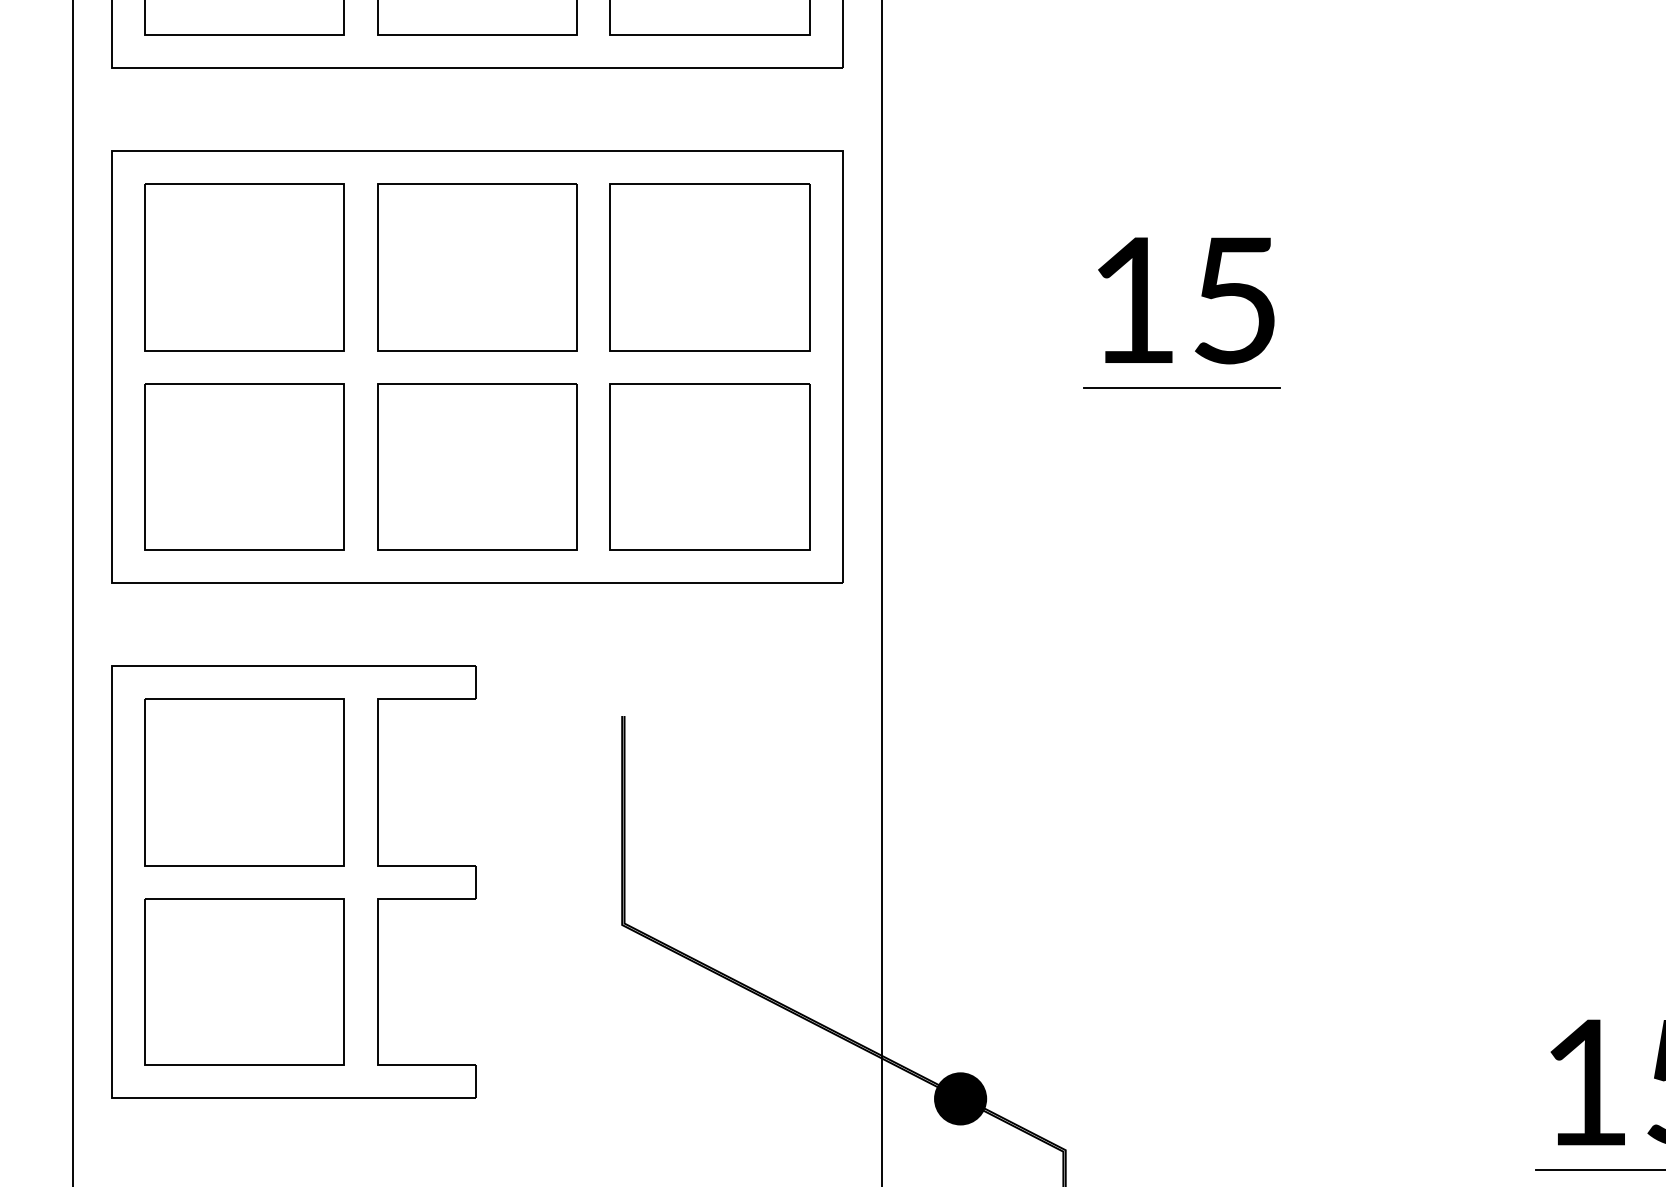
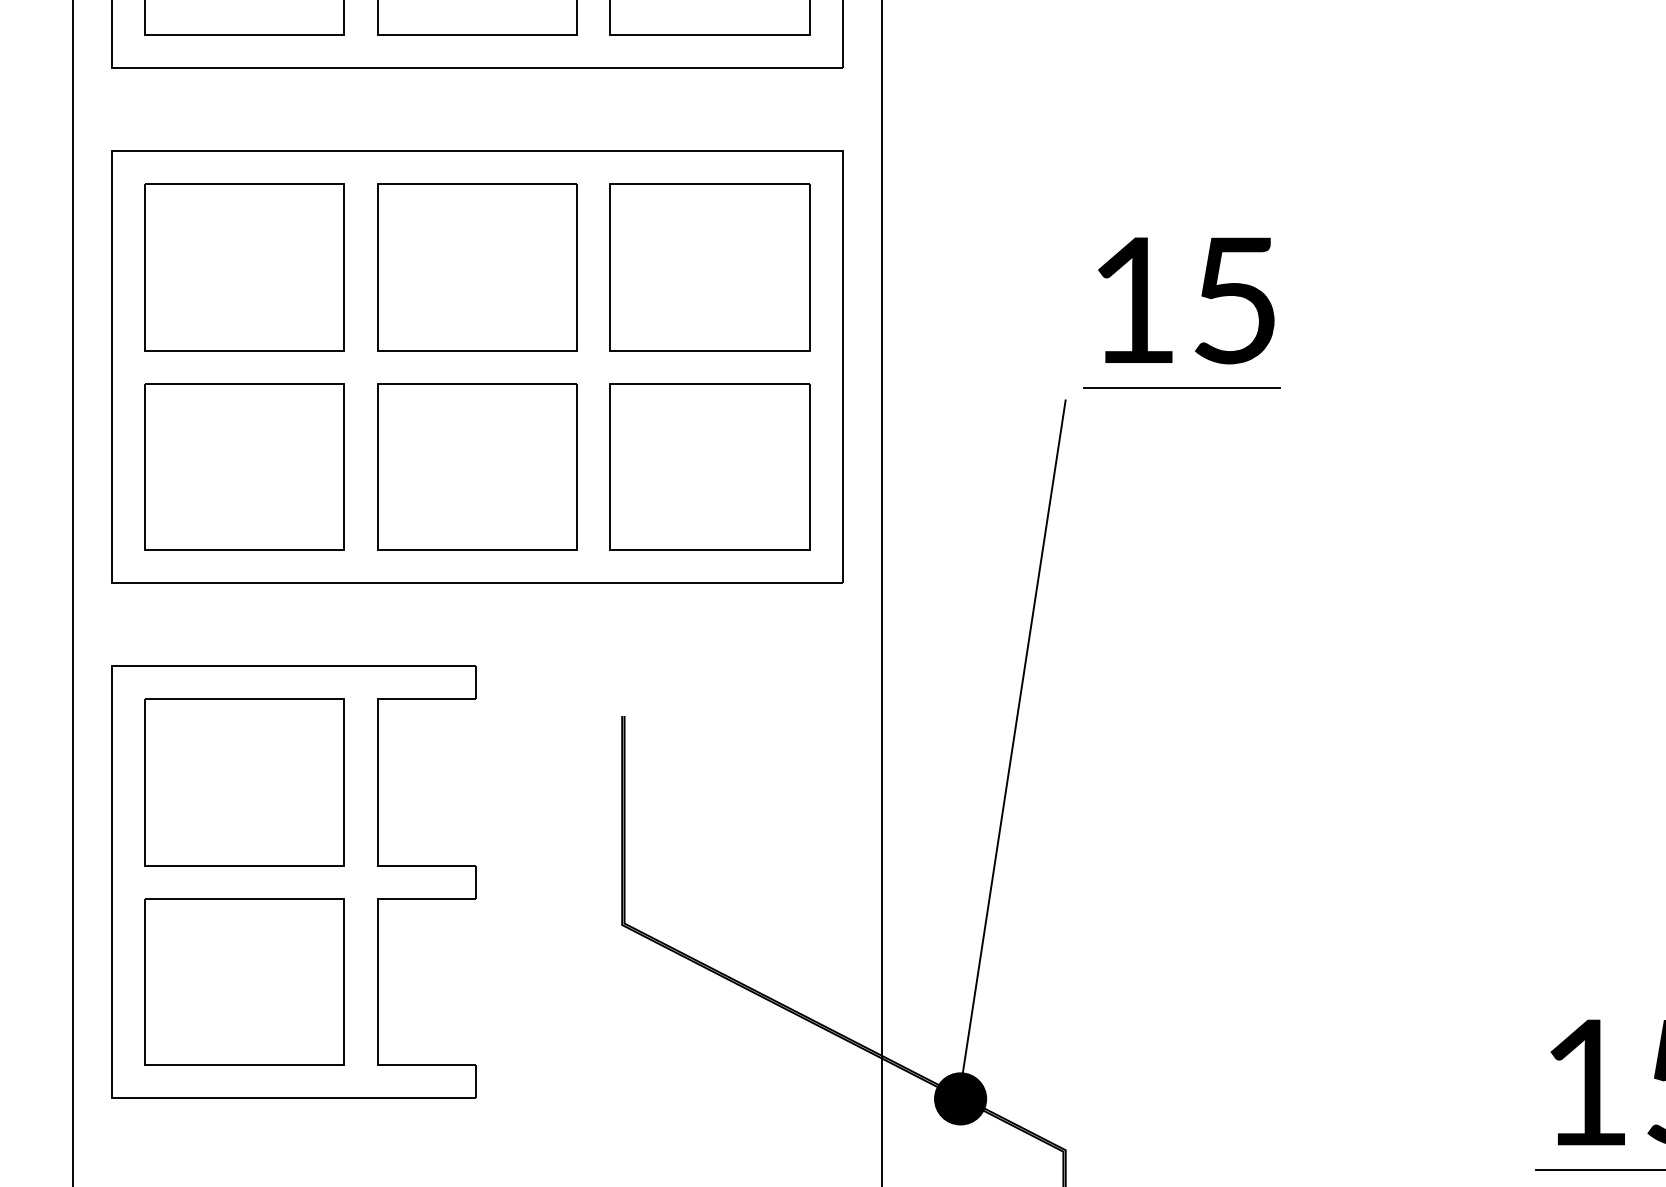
line: none -> present (1012, 749)
